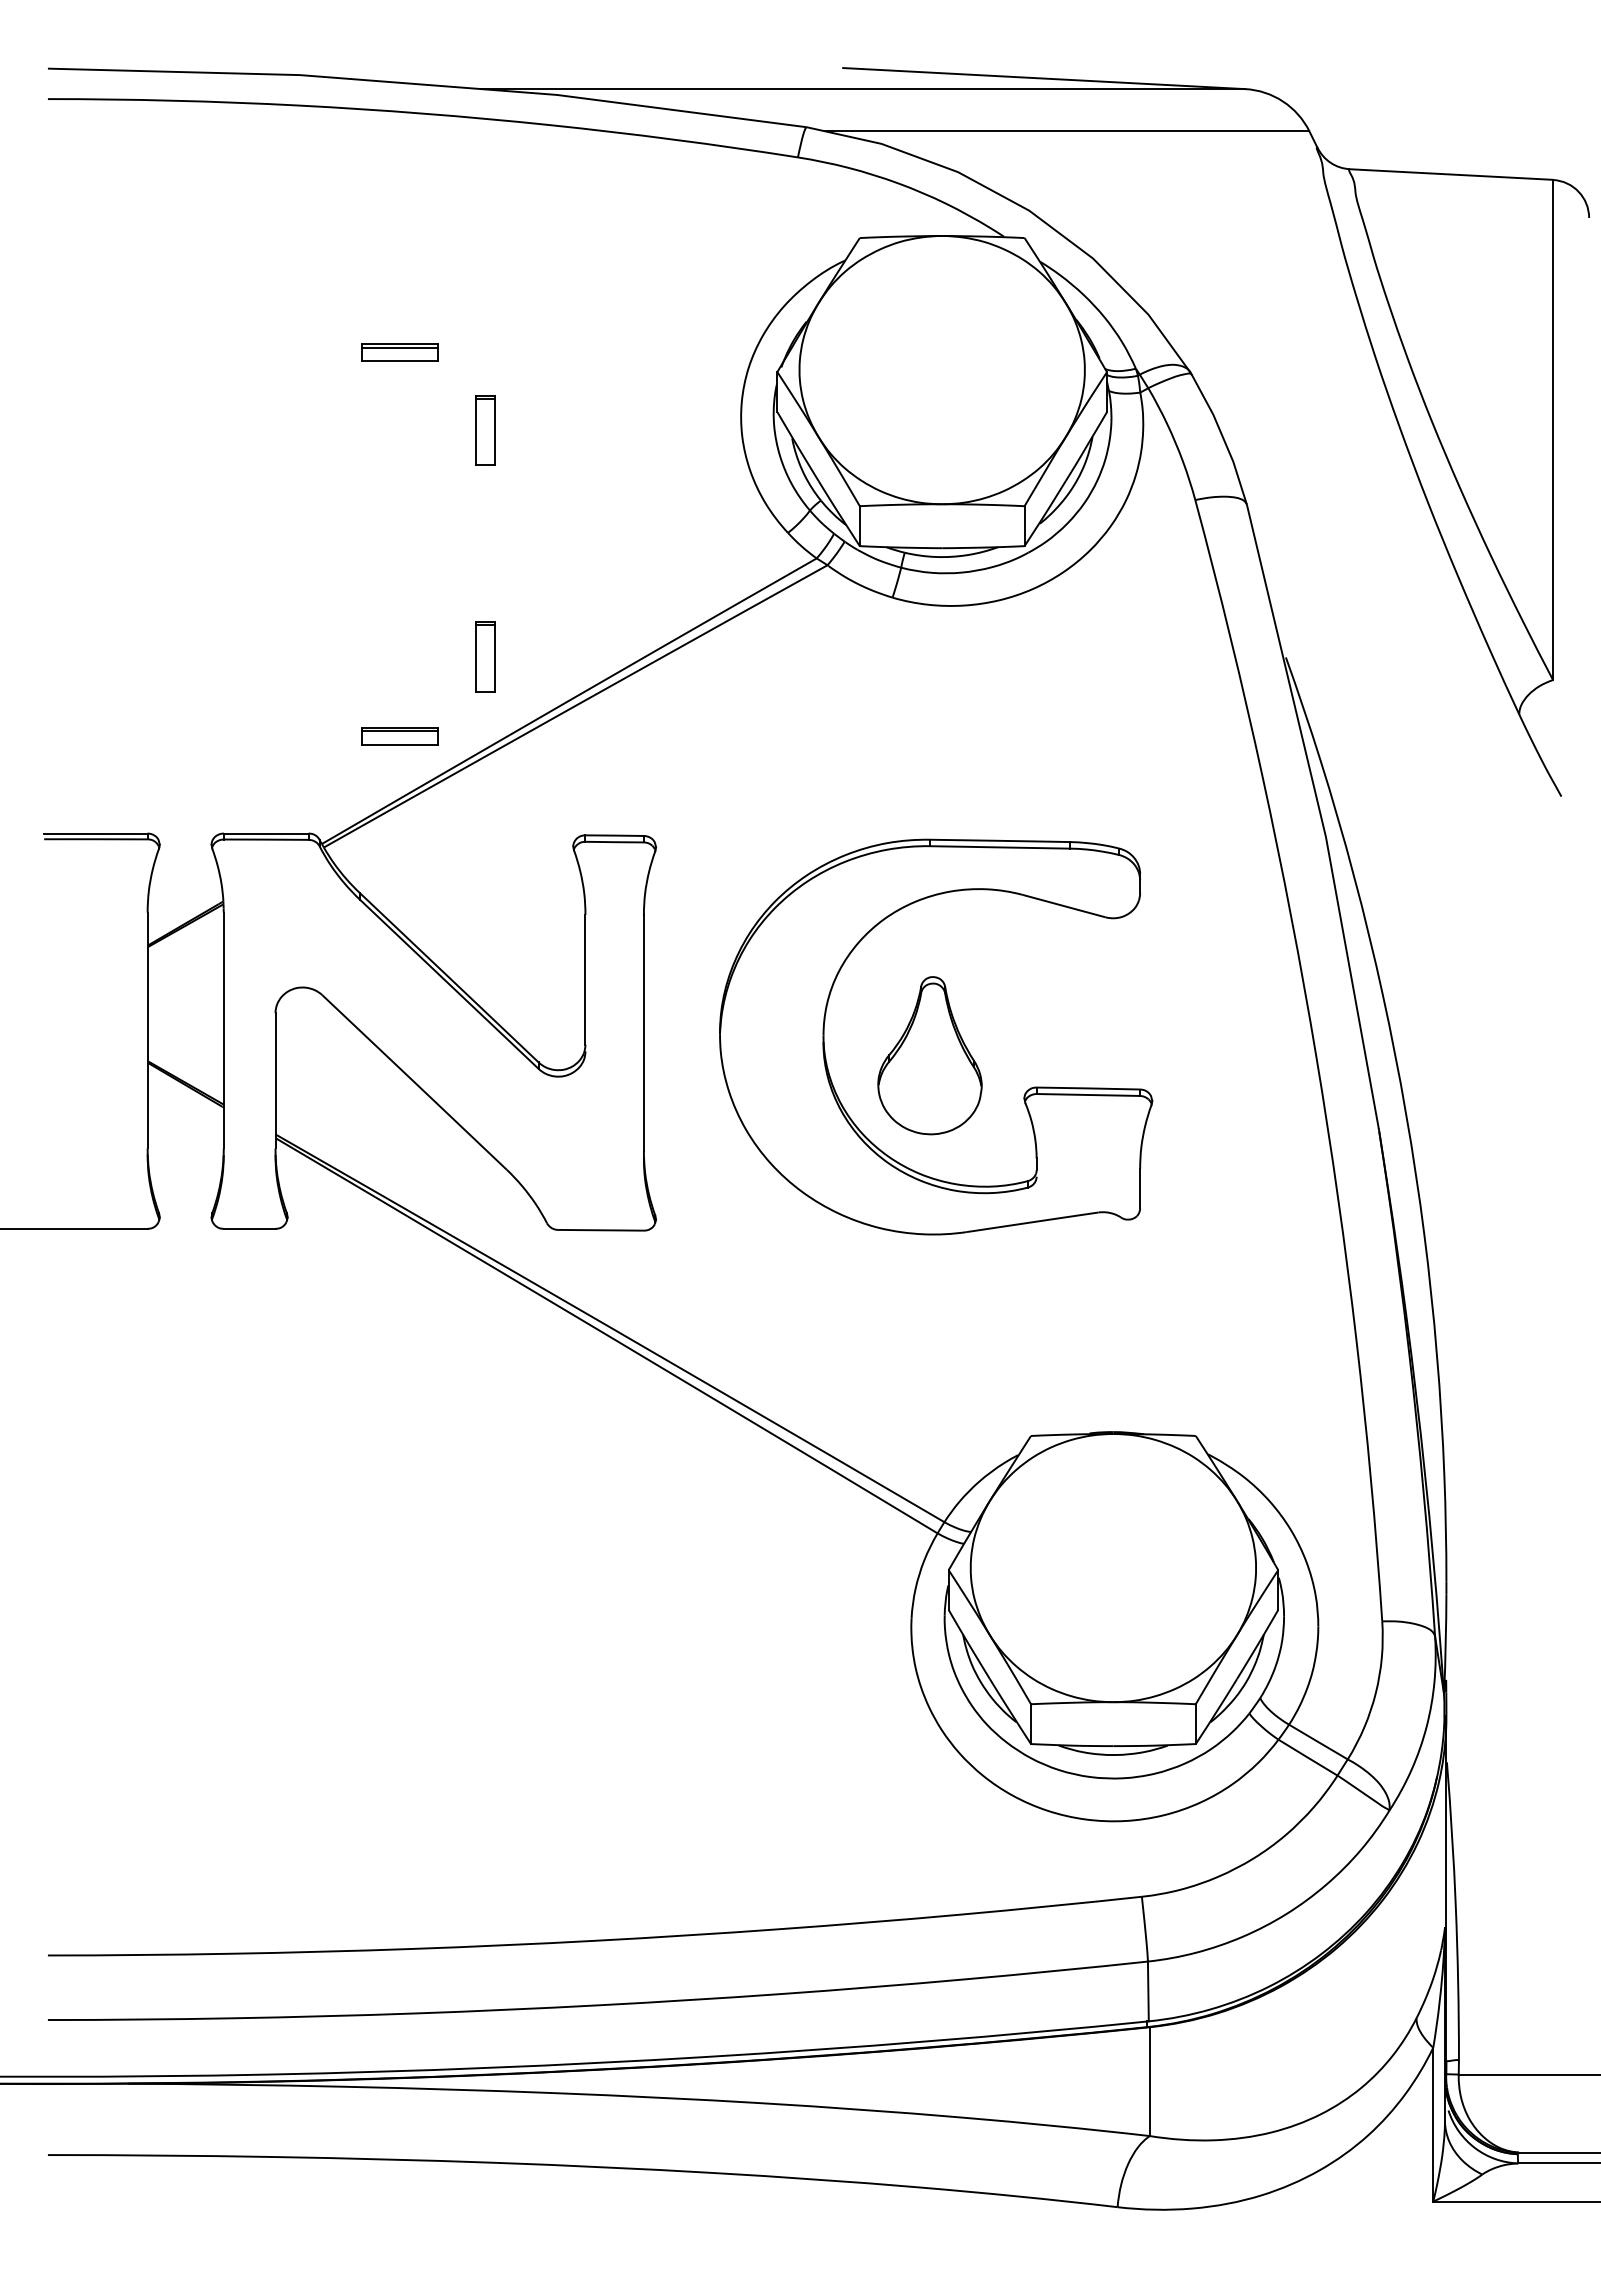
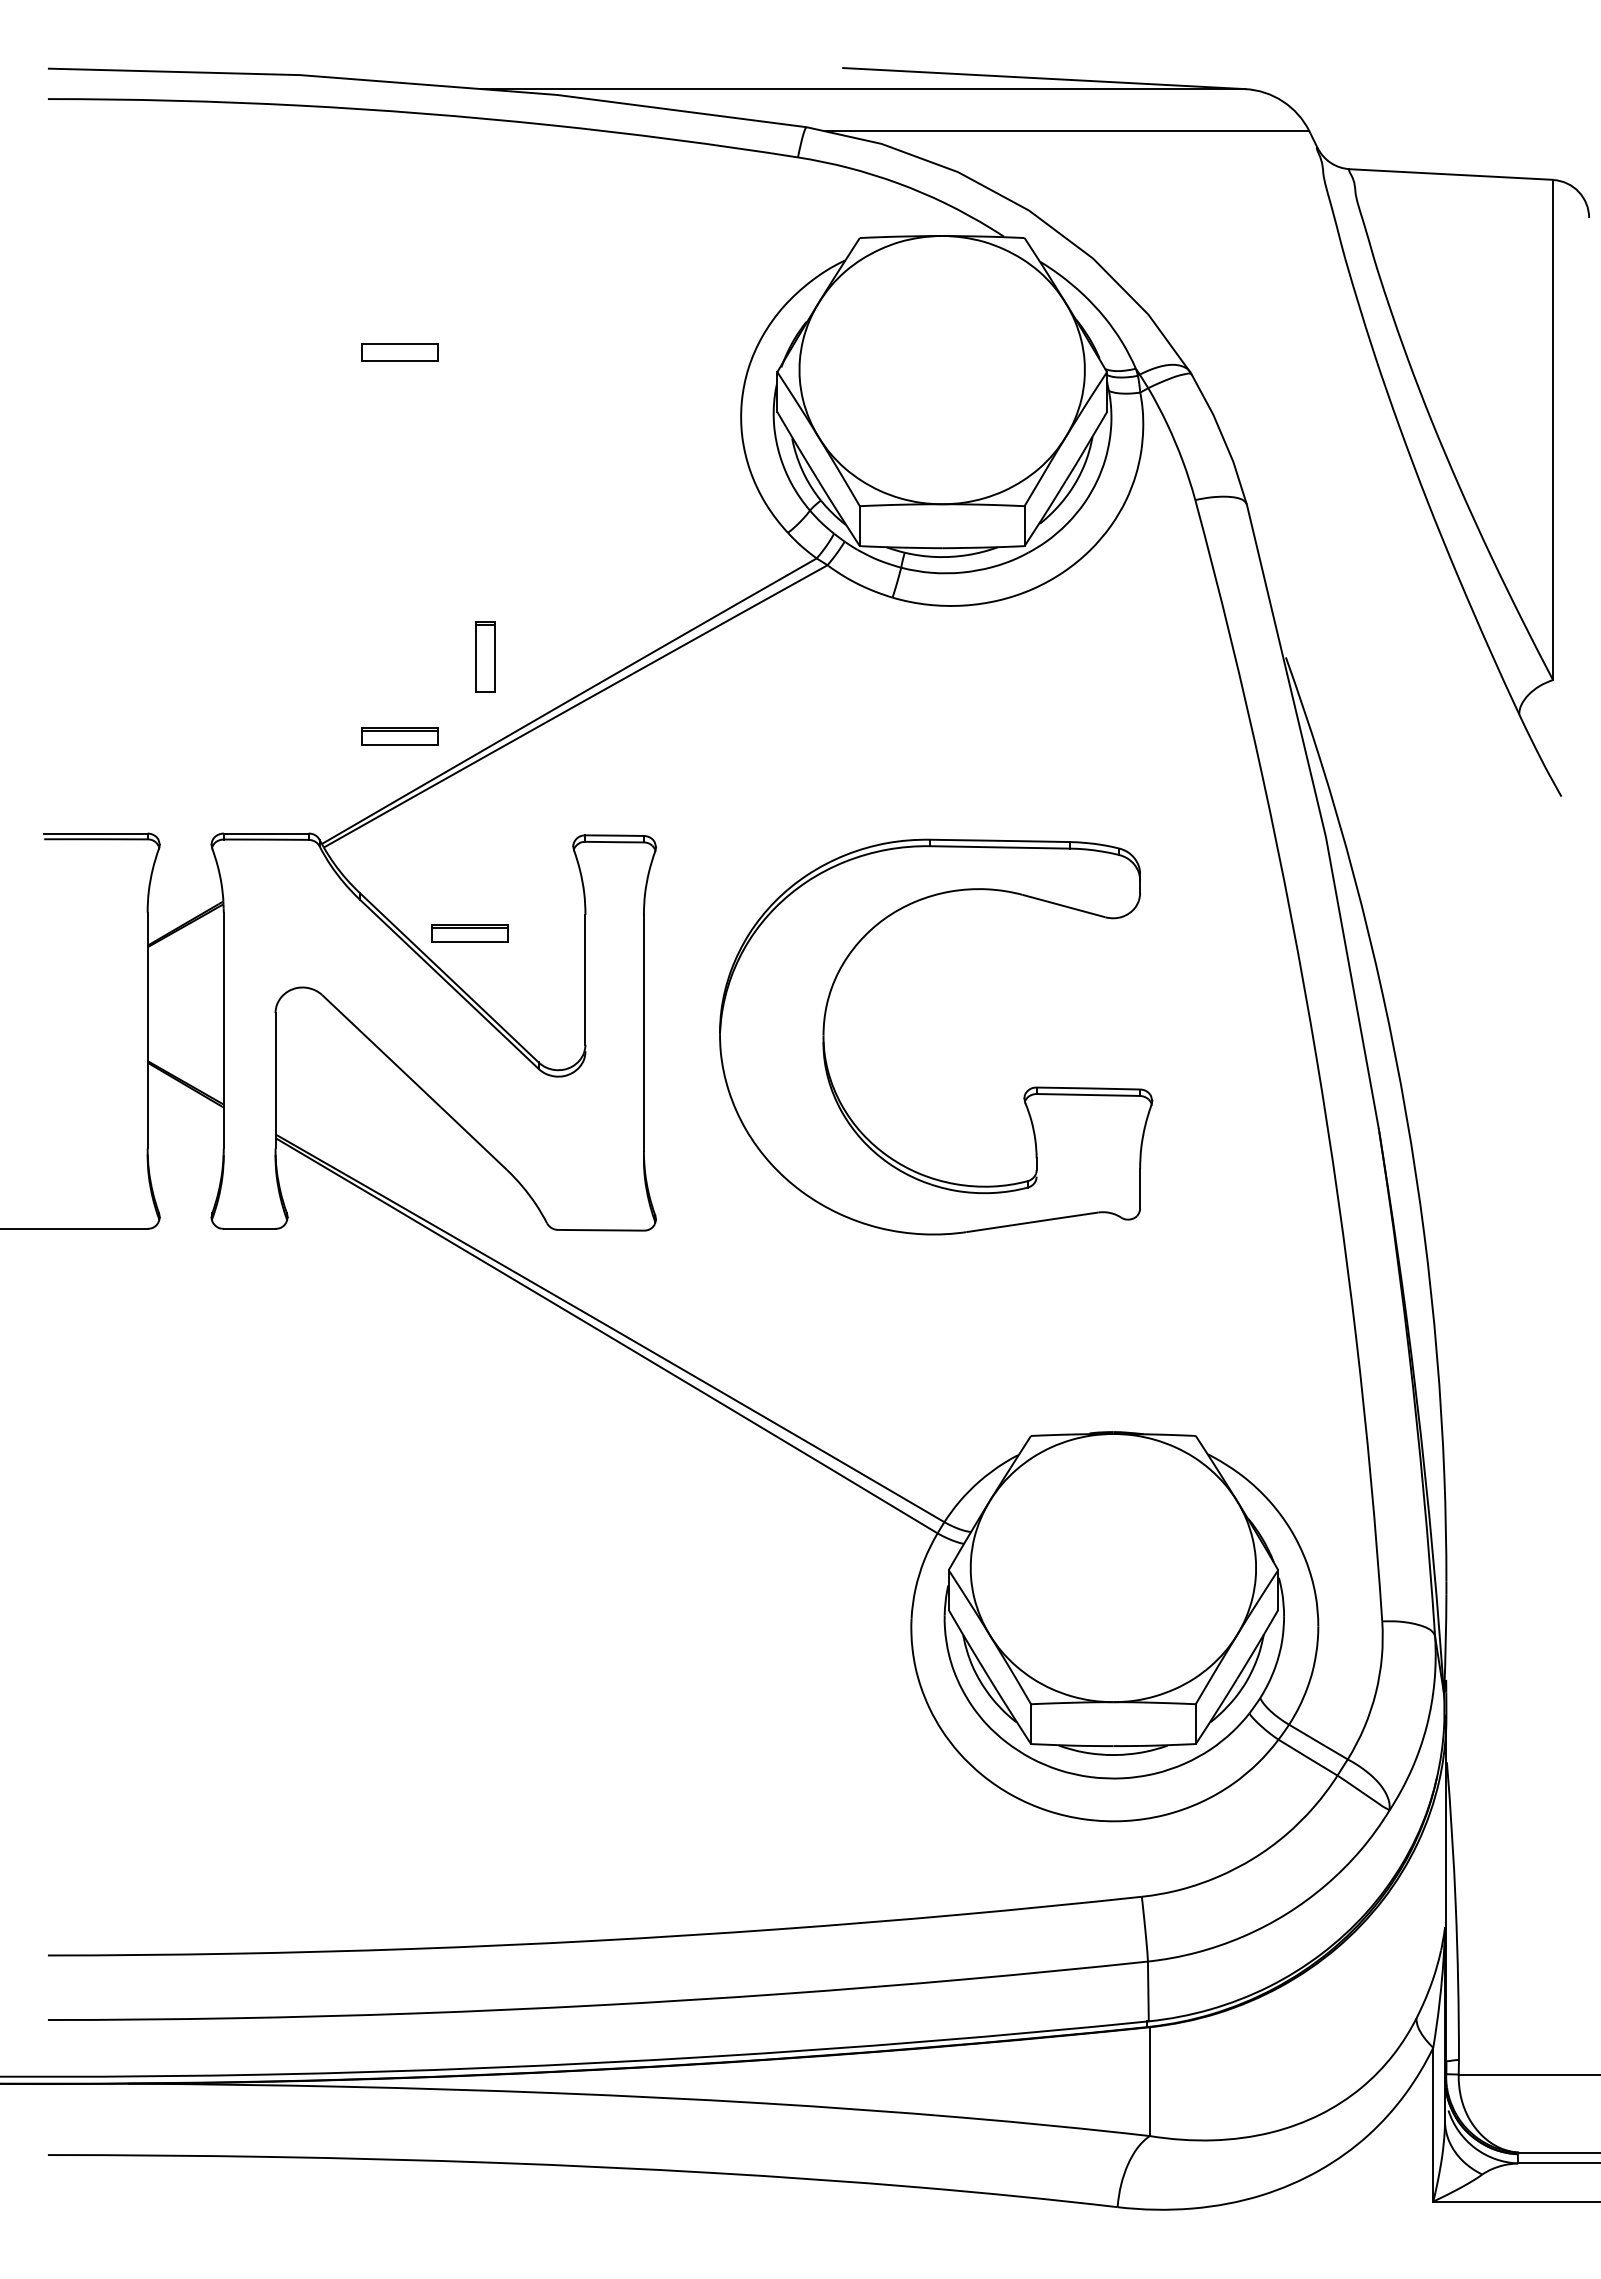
line: present -> none (399, 347)
part: present -> none (485, 430)
part: none -> present (469, 933)
part: present -> none (929, 1055)
